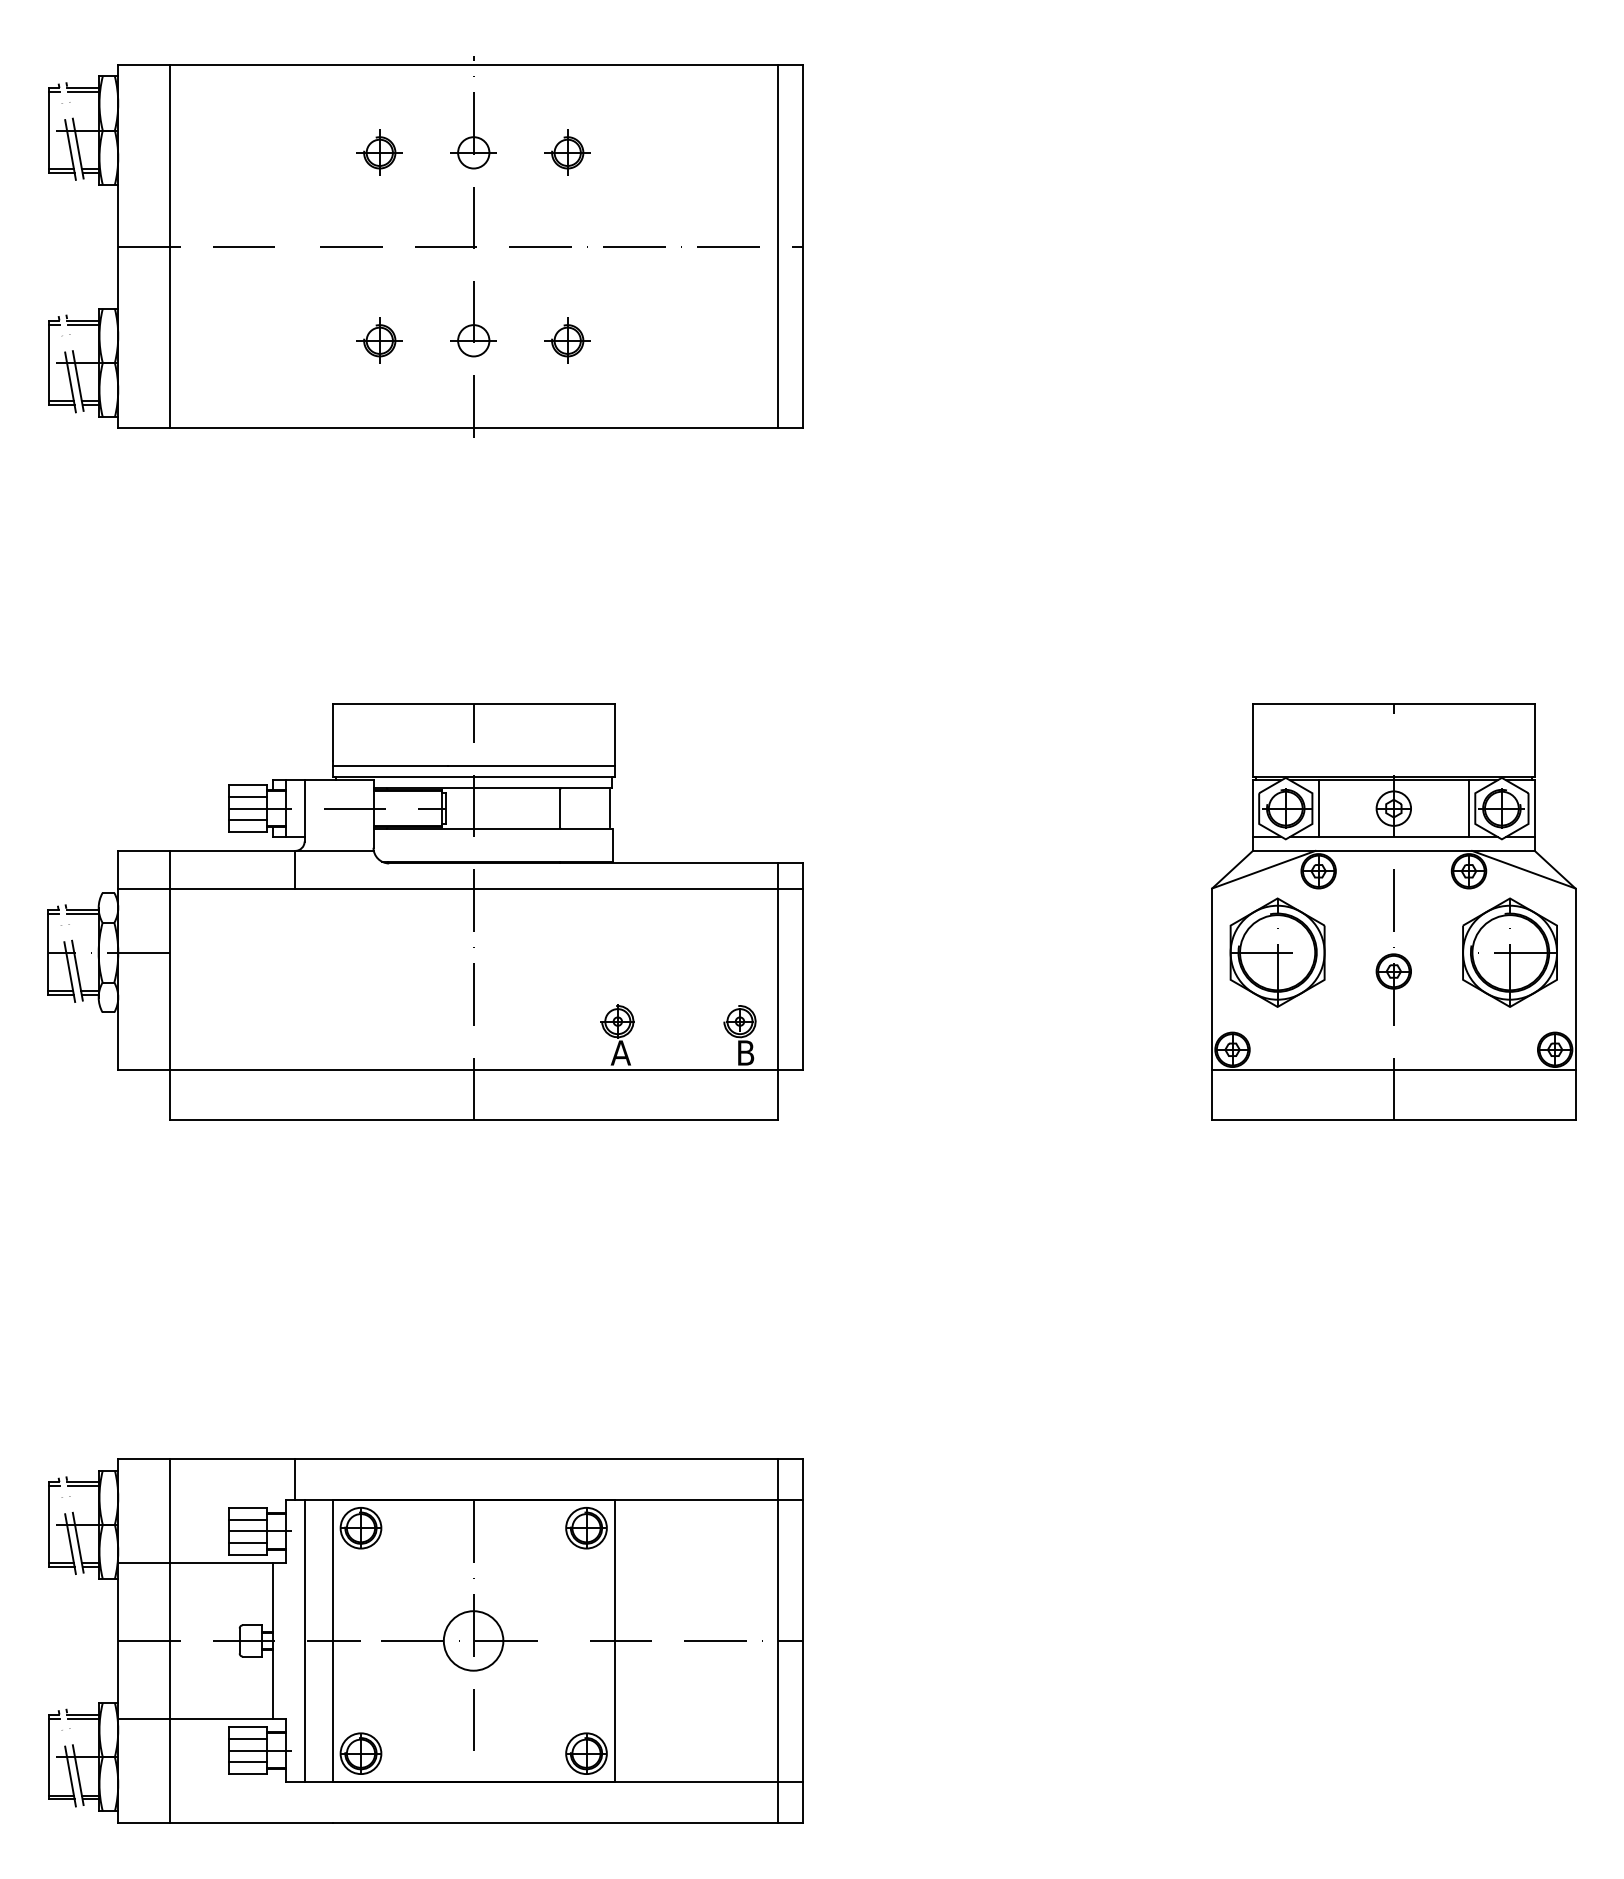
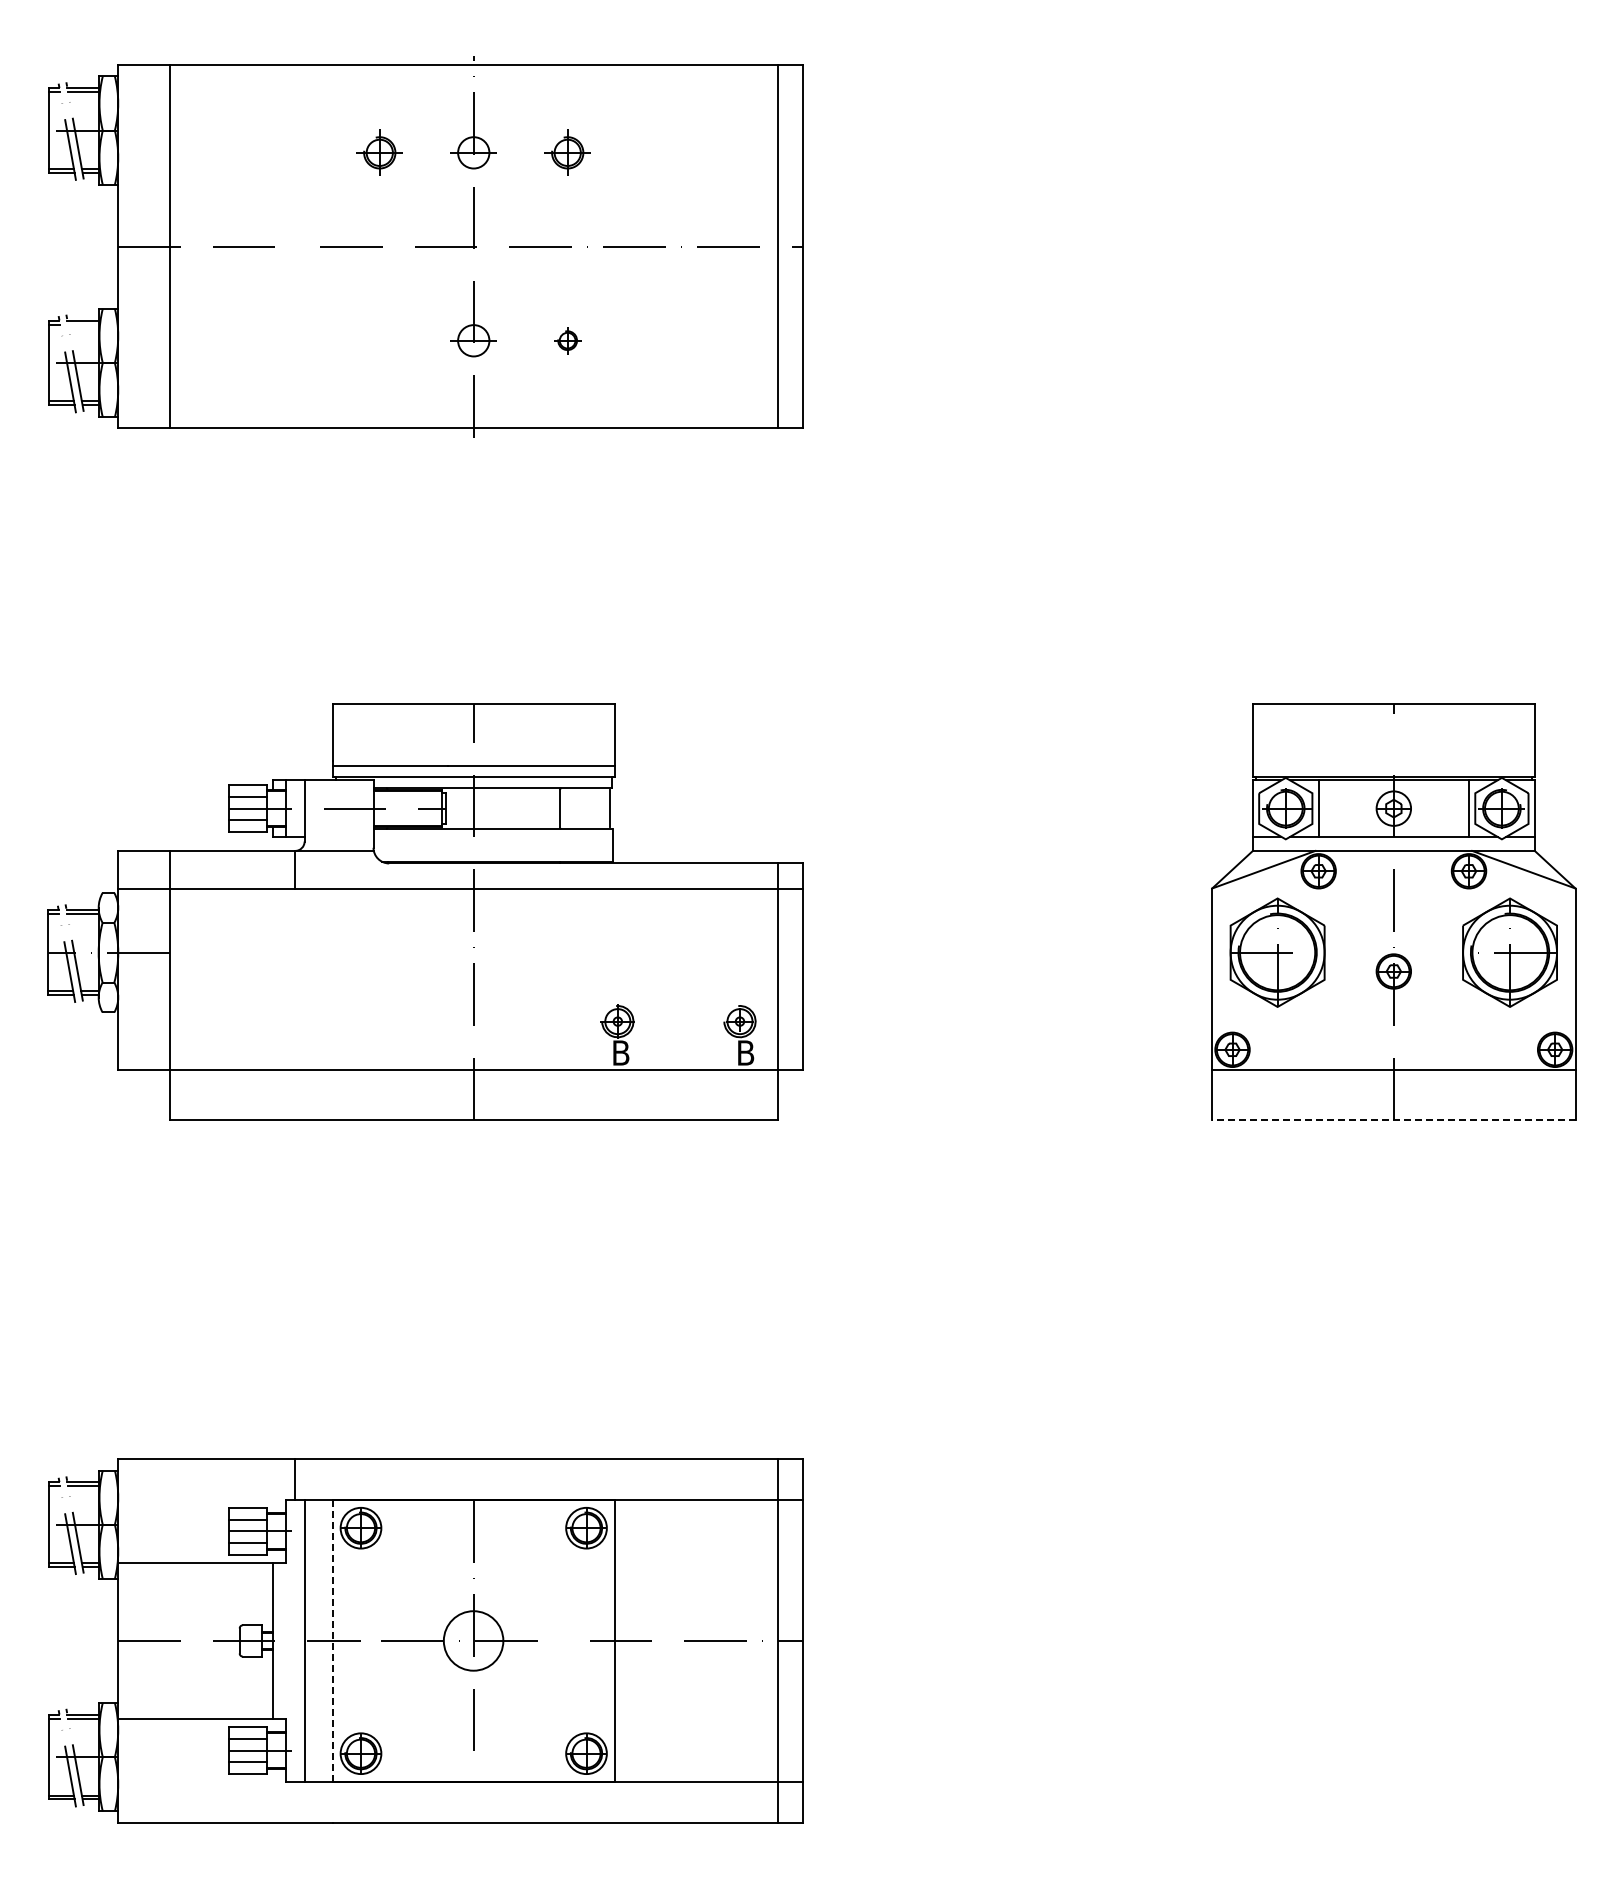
line: present -> none (83, 324)
part: present -> none (379, 340)
part size: 47x47 px -> 28x28 px (567, 340)
text: A -> B (620, 1052)
line: solid -> dashed (1393, 1120)
line: present -> none (169, 1640)
line: solid -> dashed (332, 1640)
